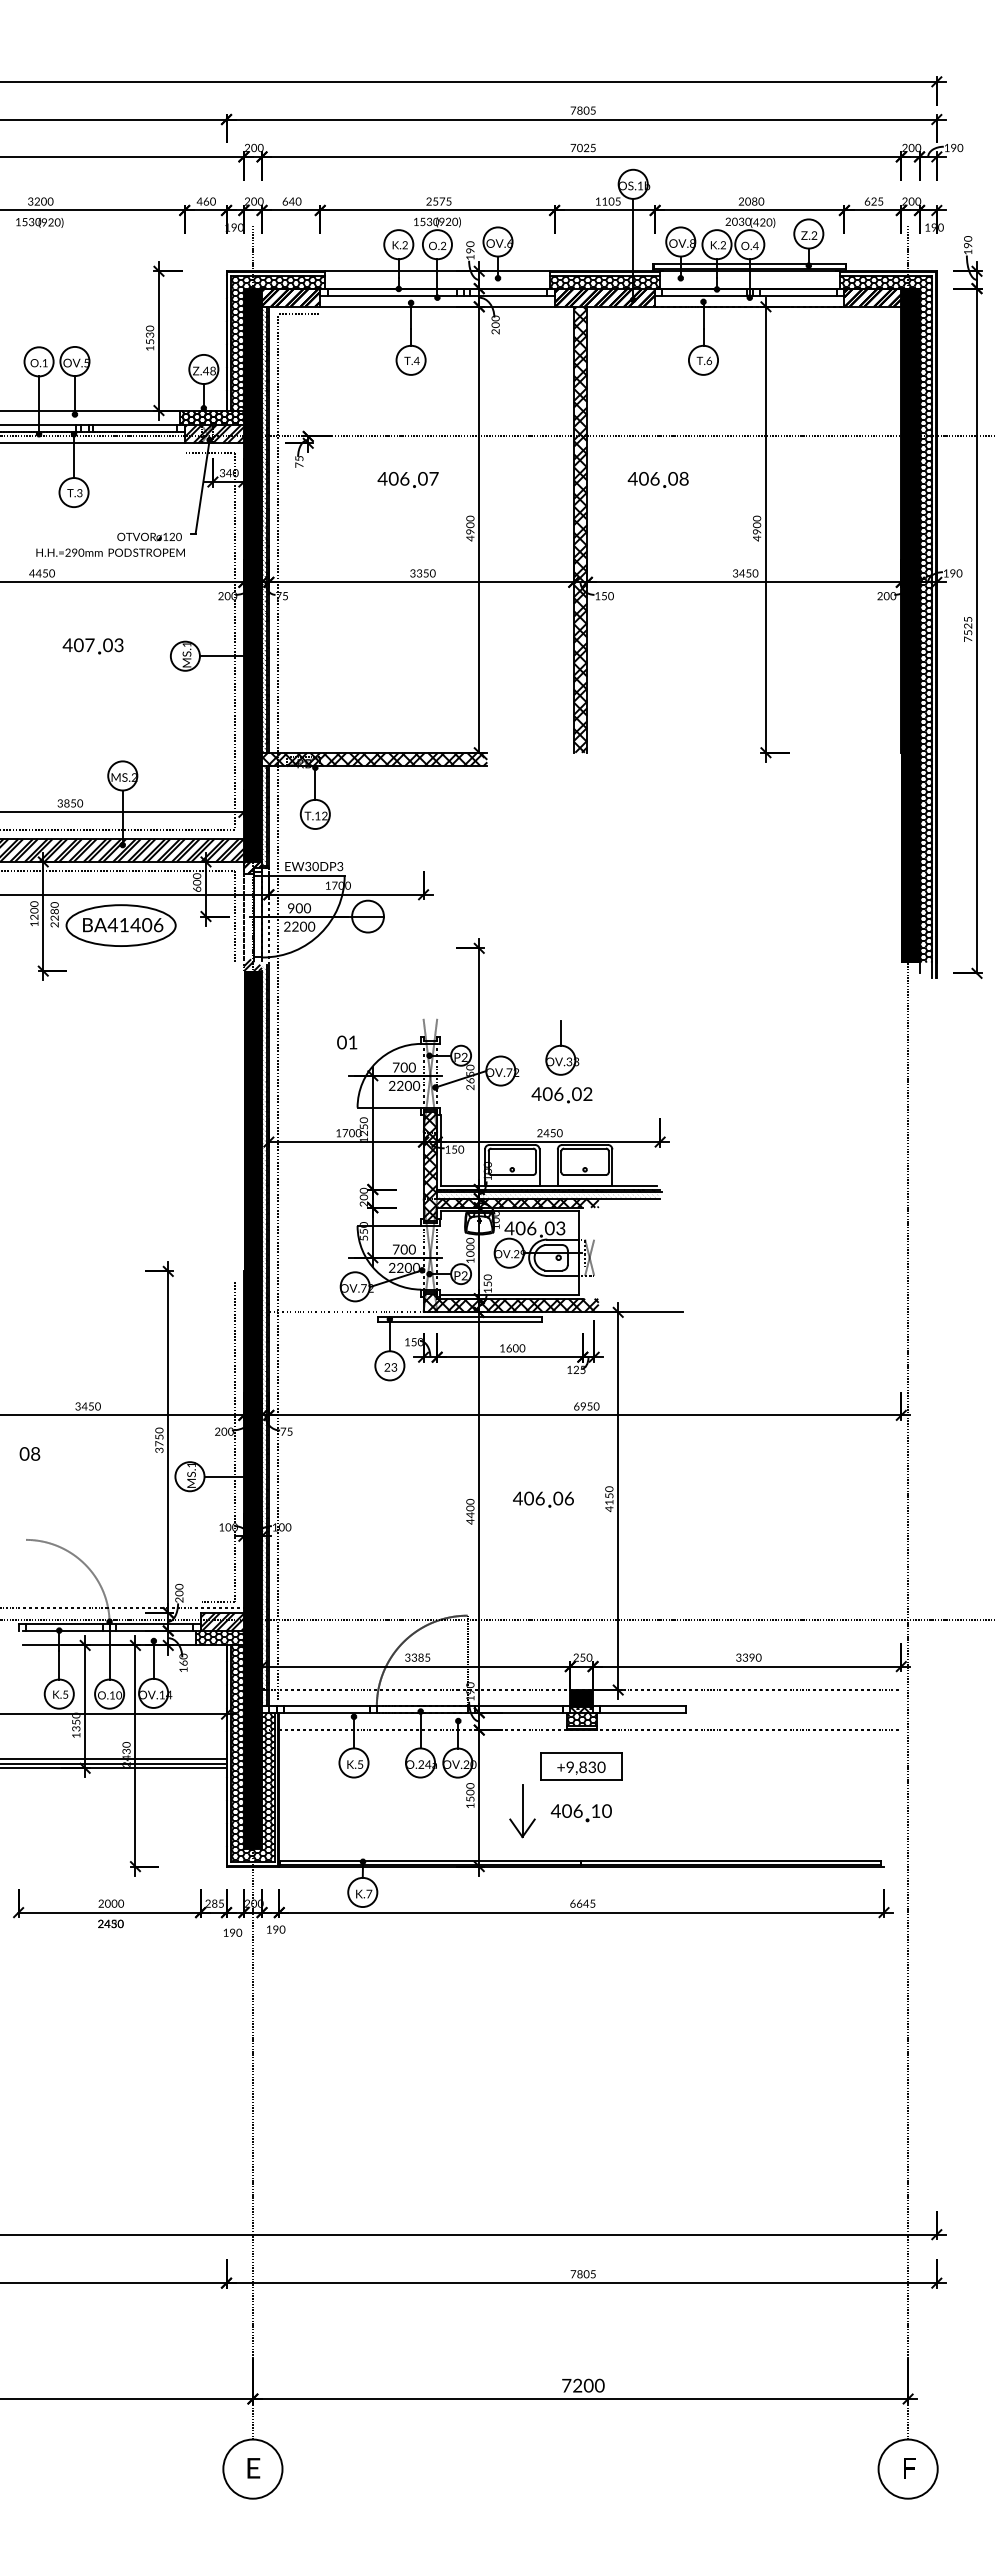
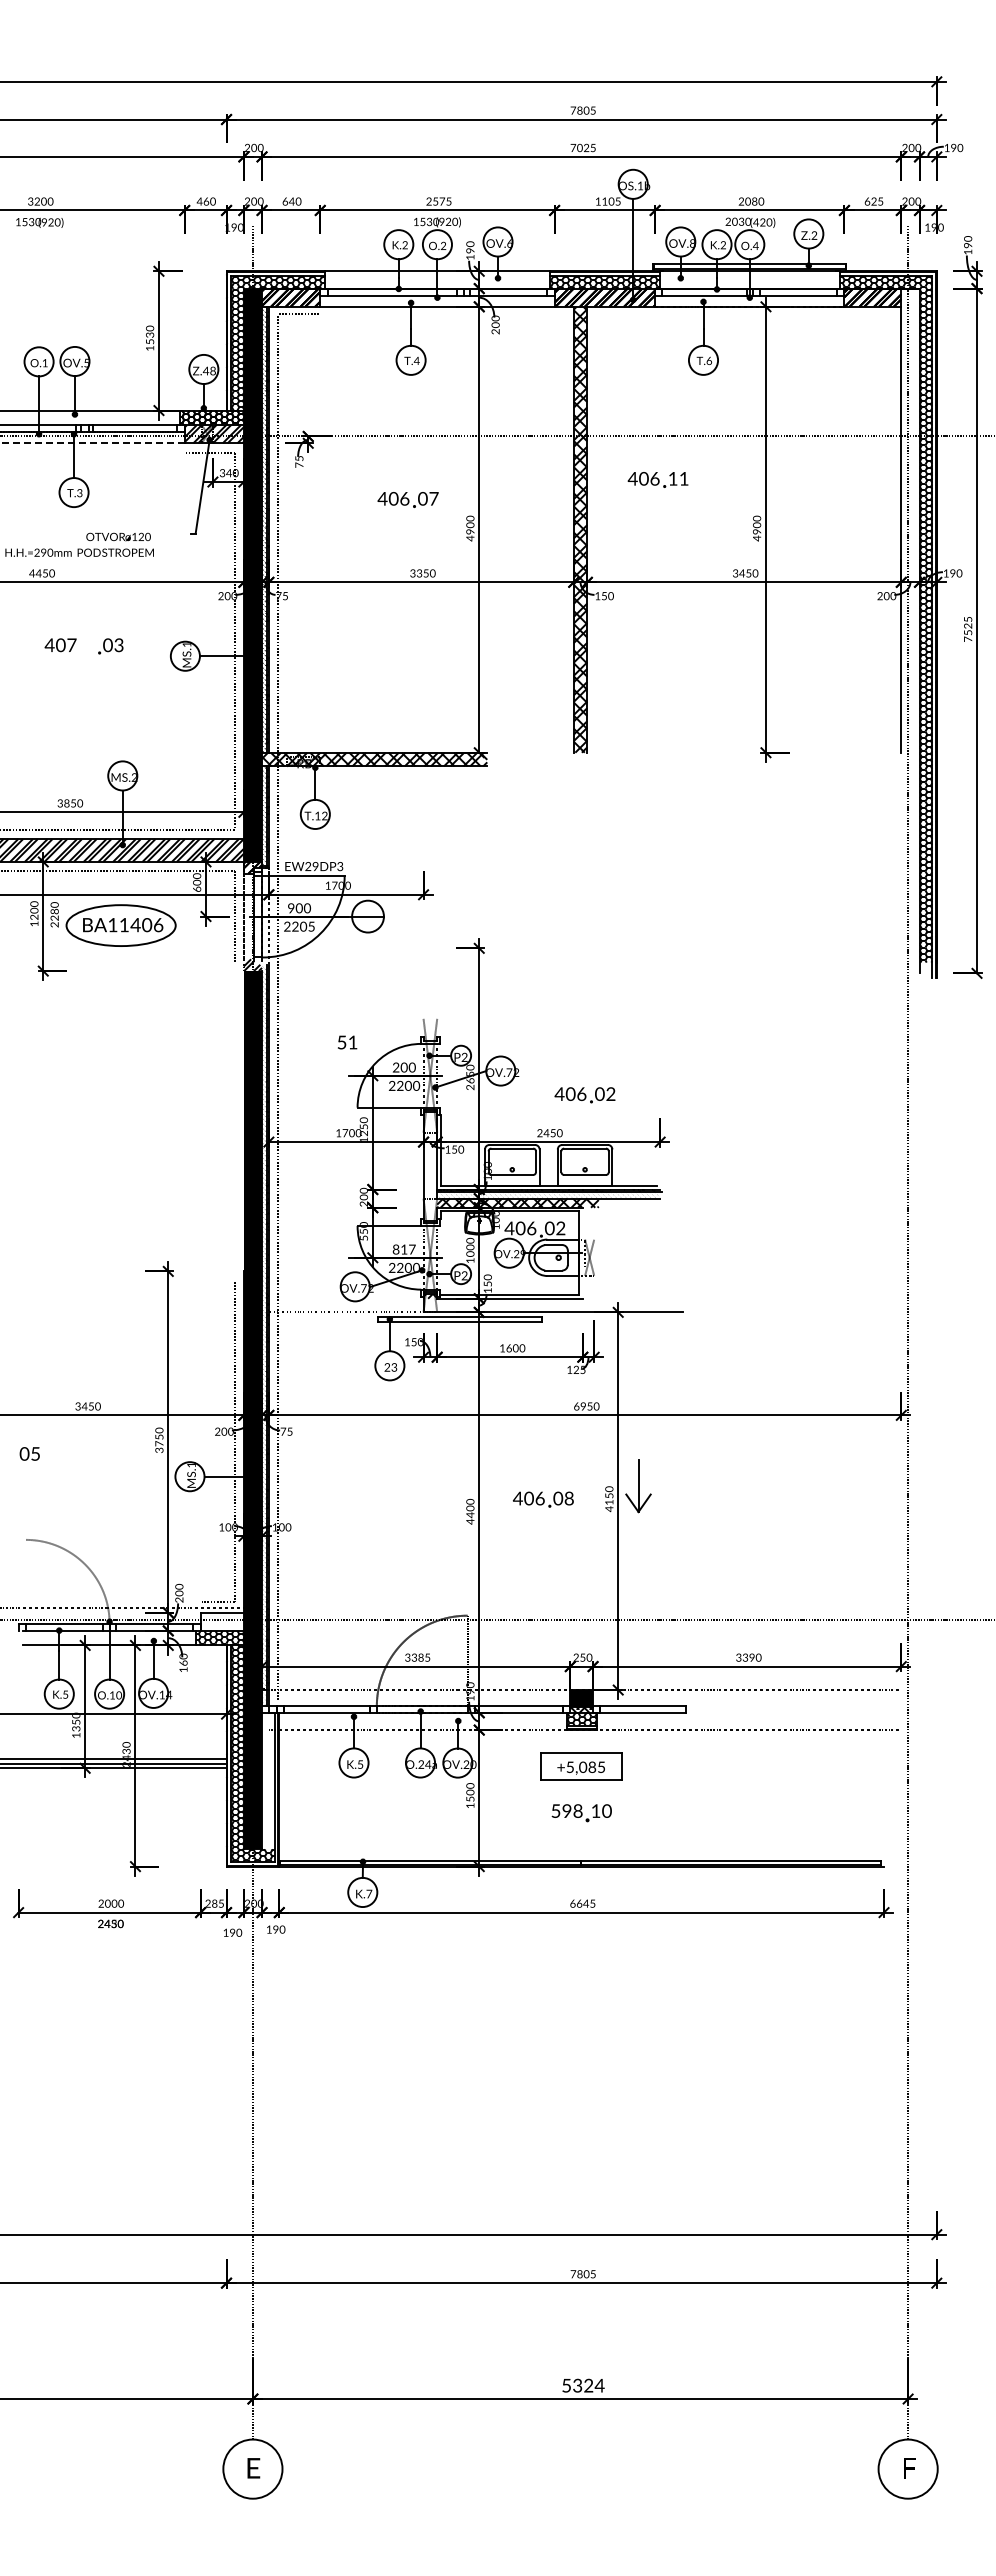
line: solid -> dashed (91, 443)
text: 08 -> 11 (678, 478)
text position: (407, 479) -> (407, 499) (407, 499)
text position: (110, 544) -> (79, 544) (79, 544)
fill: present -> none (910, 625)
text position: (78, 645) -> (60, 645) (60, 645)
text: EW30DP3 -> EW29DP3 (311, 867)
text: BA41406 -> BA11406 (112, 925)
text: 2200 -> 2205 (311, 926)
text: 01 -> 51 (341, 1042)
part: present -> none (562, 1047)
text: 700 -> 200 (395, 1067)
text position: (561, 1095) -> (584, 1095) (584, 1095)
hatch: present -> none (430, 1166)
text: 03 -> 02 (560, 1230)
text: 700 -> 817 (403, 1249)
hatch: present -> none (510, 1305)
text: 08 -> 05 (35, 1453)
text: 06 -> 08 (568, 1497)
hatch: present -> none (221, 1621)
text: +9,830 -> +5,085 (585, 1767)
hatch: present -> none (268, 1780)
text: 406 -> 598 (566, 1810)
part position: (522, 1811) -> (638, 1486) (638, 1486)
text: 7200 -> 5324 (583, 2385)
